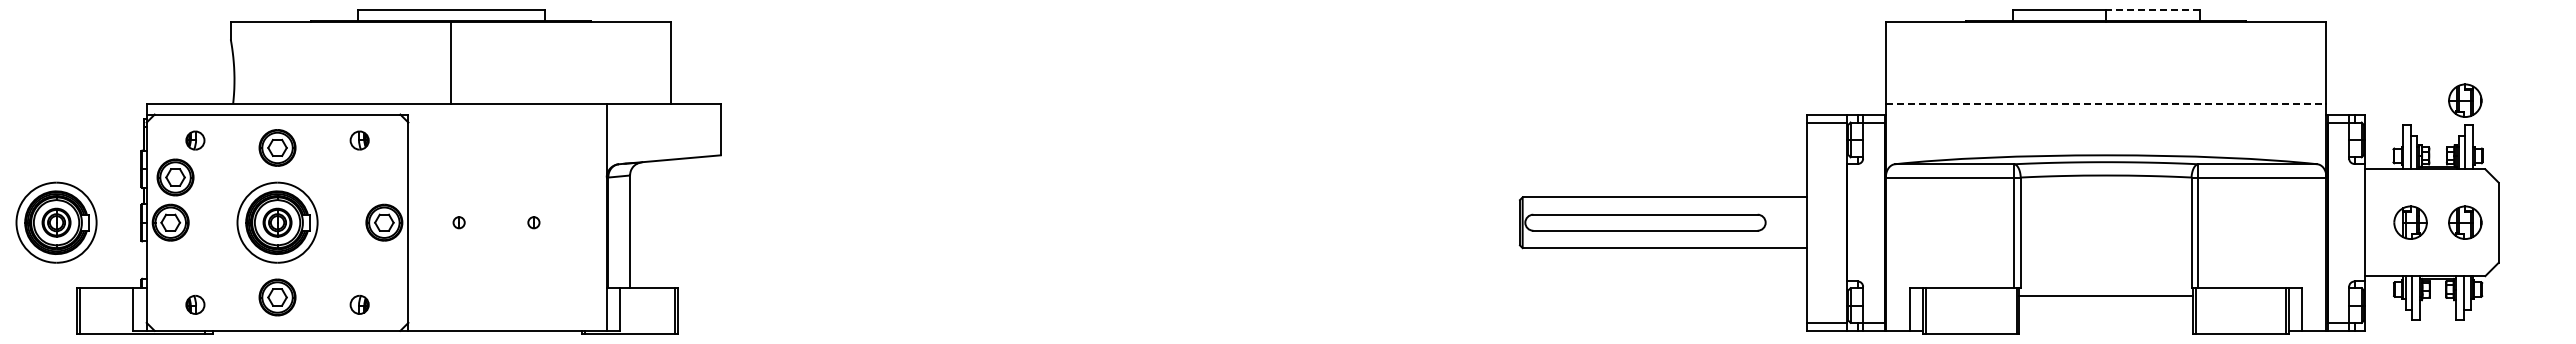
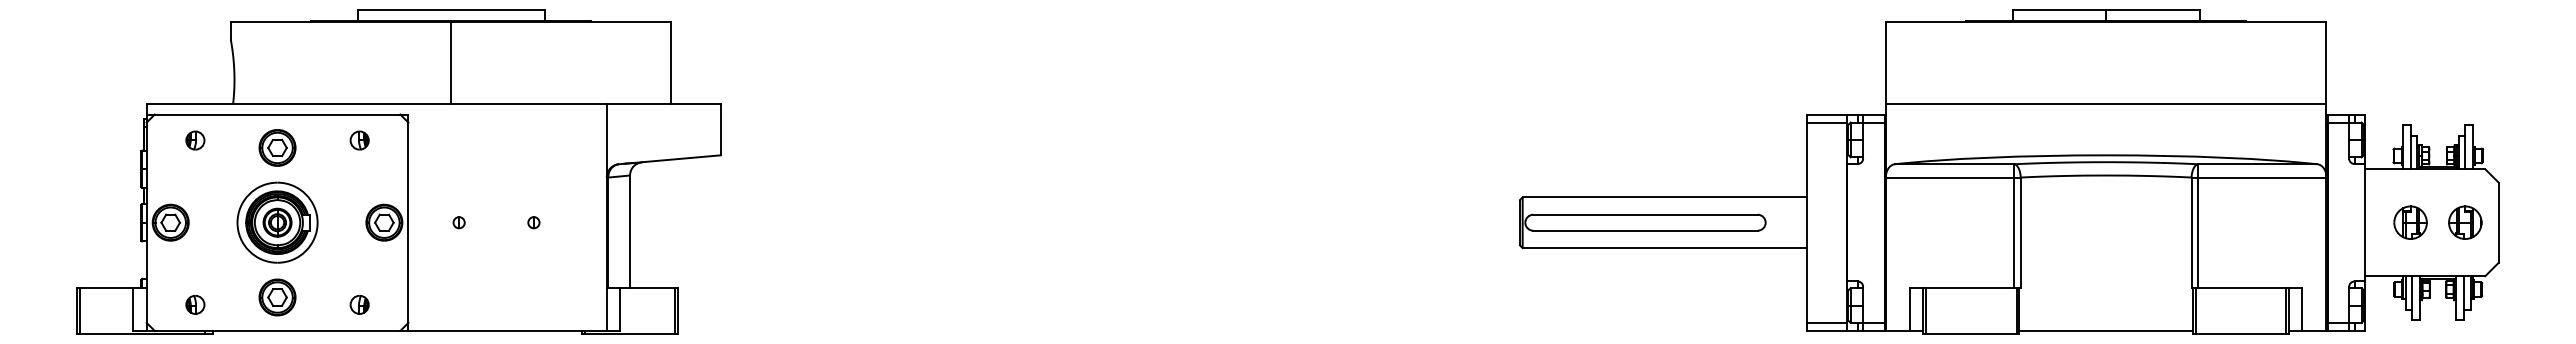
line: dashed -> solid (2152, 10)
part: present -> none (2465, 100)
line: dashed -> solid (2106, 103)
part: present -> none (175, 177)
part: present -> none (56, 222)
line position: (2105, 295) -> (2105, 330) (2105, 330)
